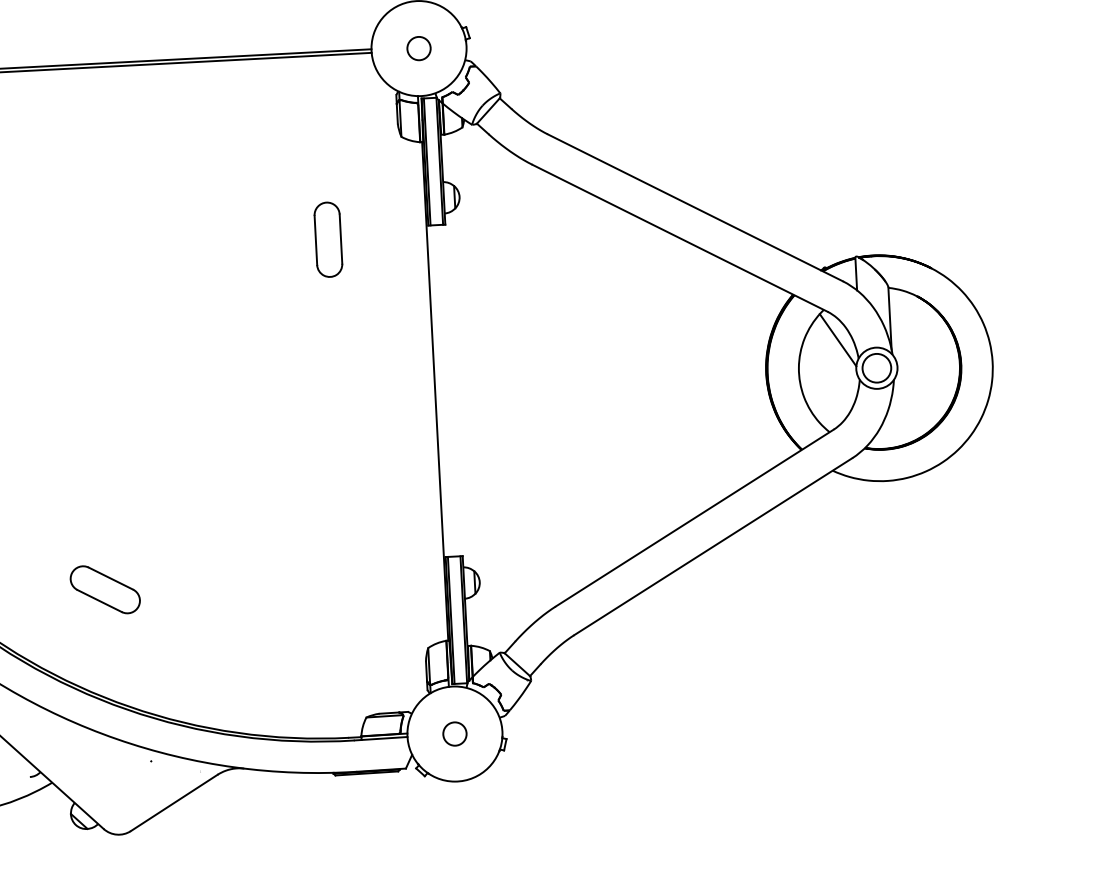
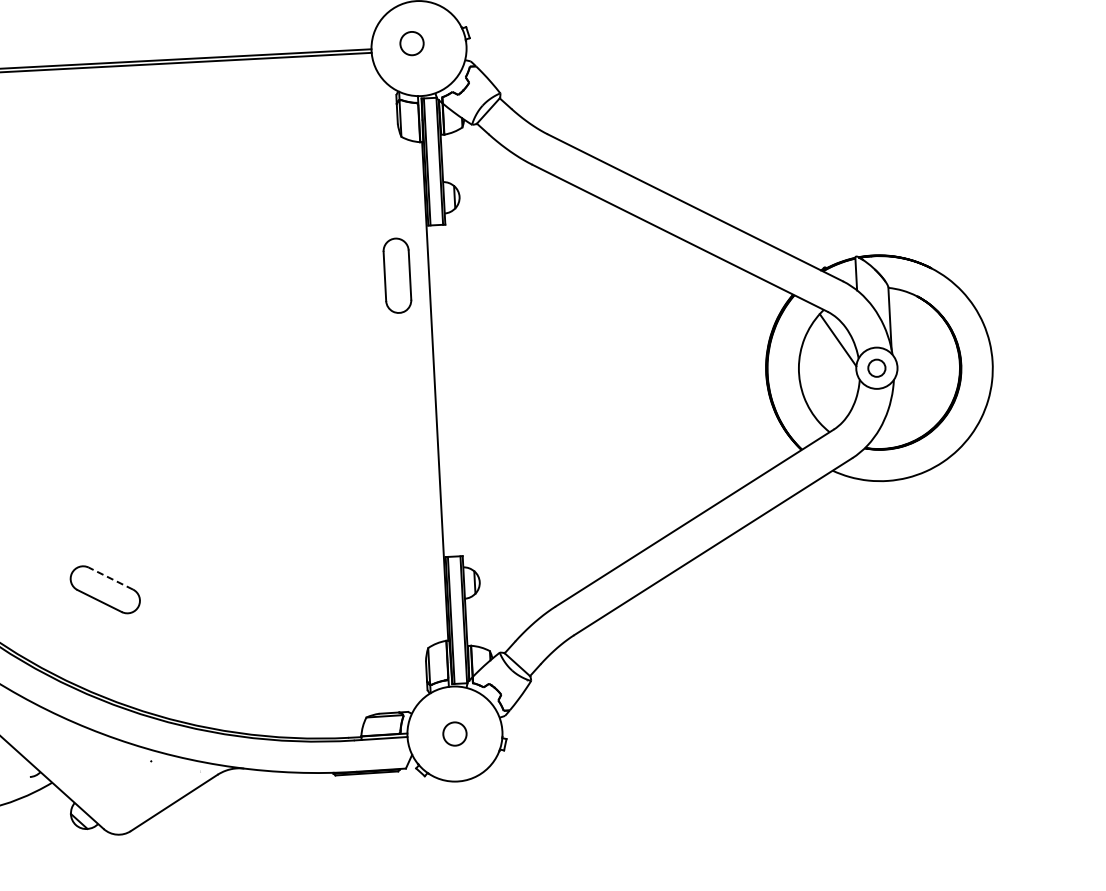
circle position: (418, 48) -> (411, 43) (411, 43)
part position: (328, 239) -> (397, 275) (397, 275)
circle diameter: 29 px -> 17 px (876, 367)
line: solid -> dashed (110, 578)
